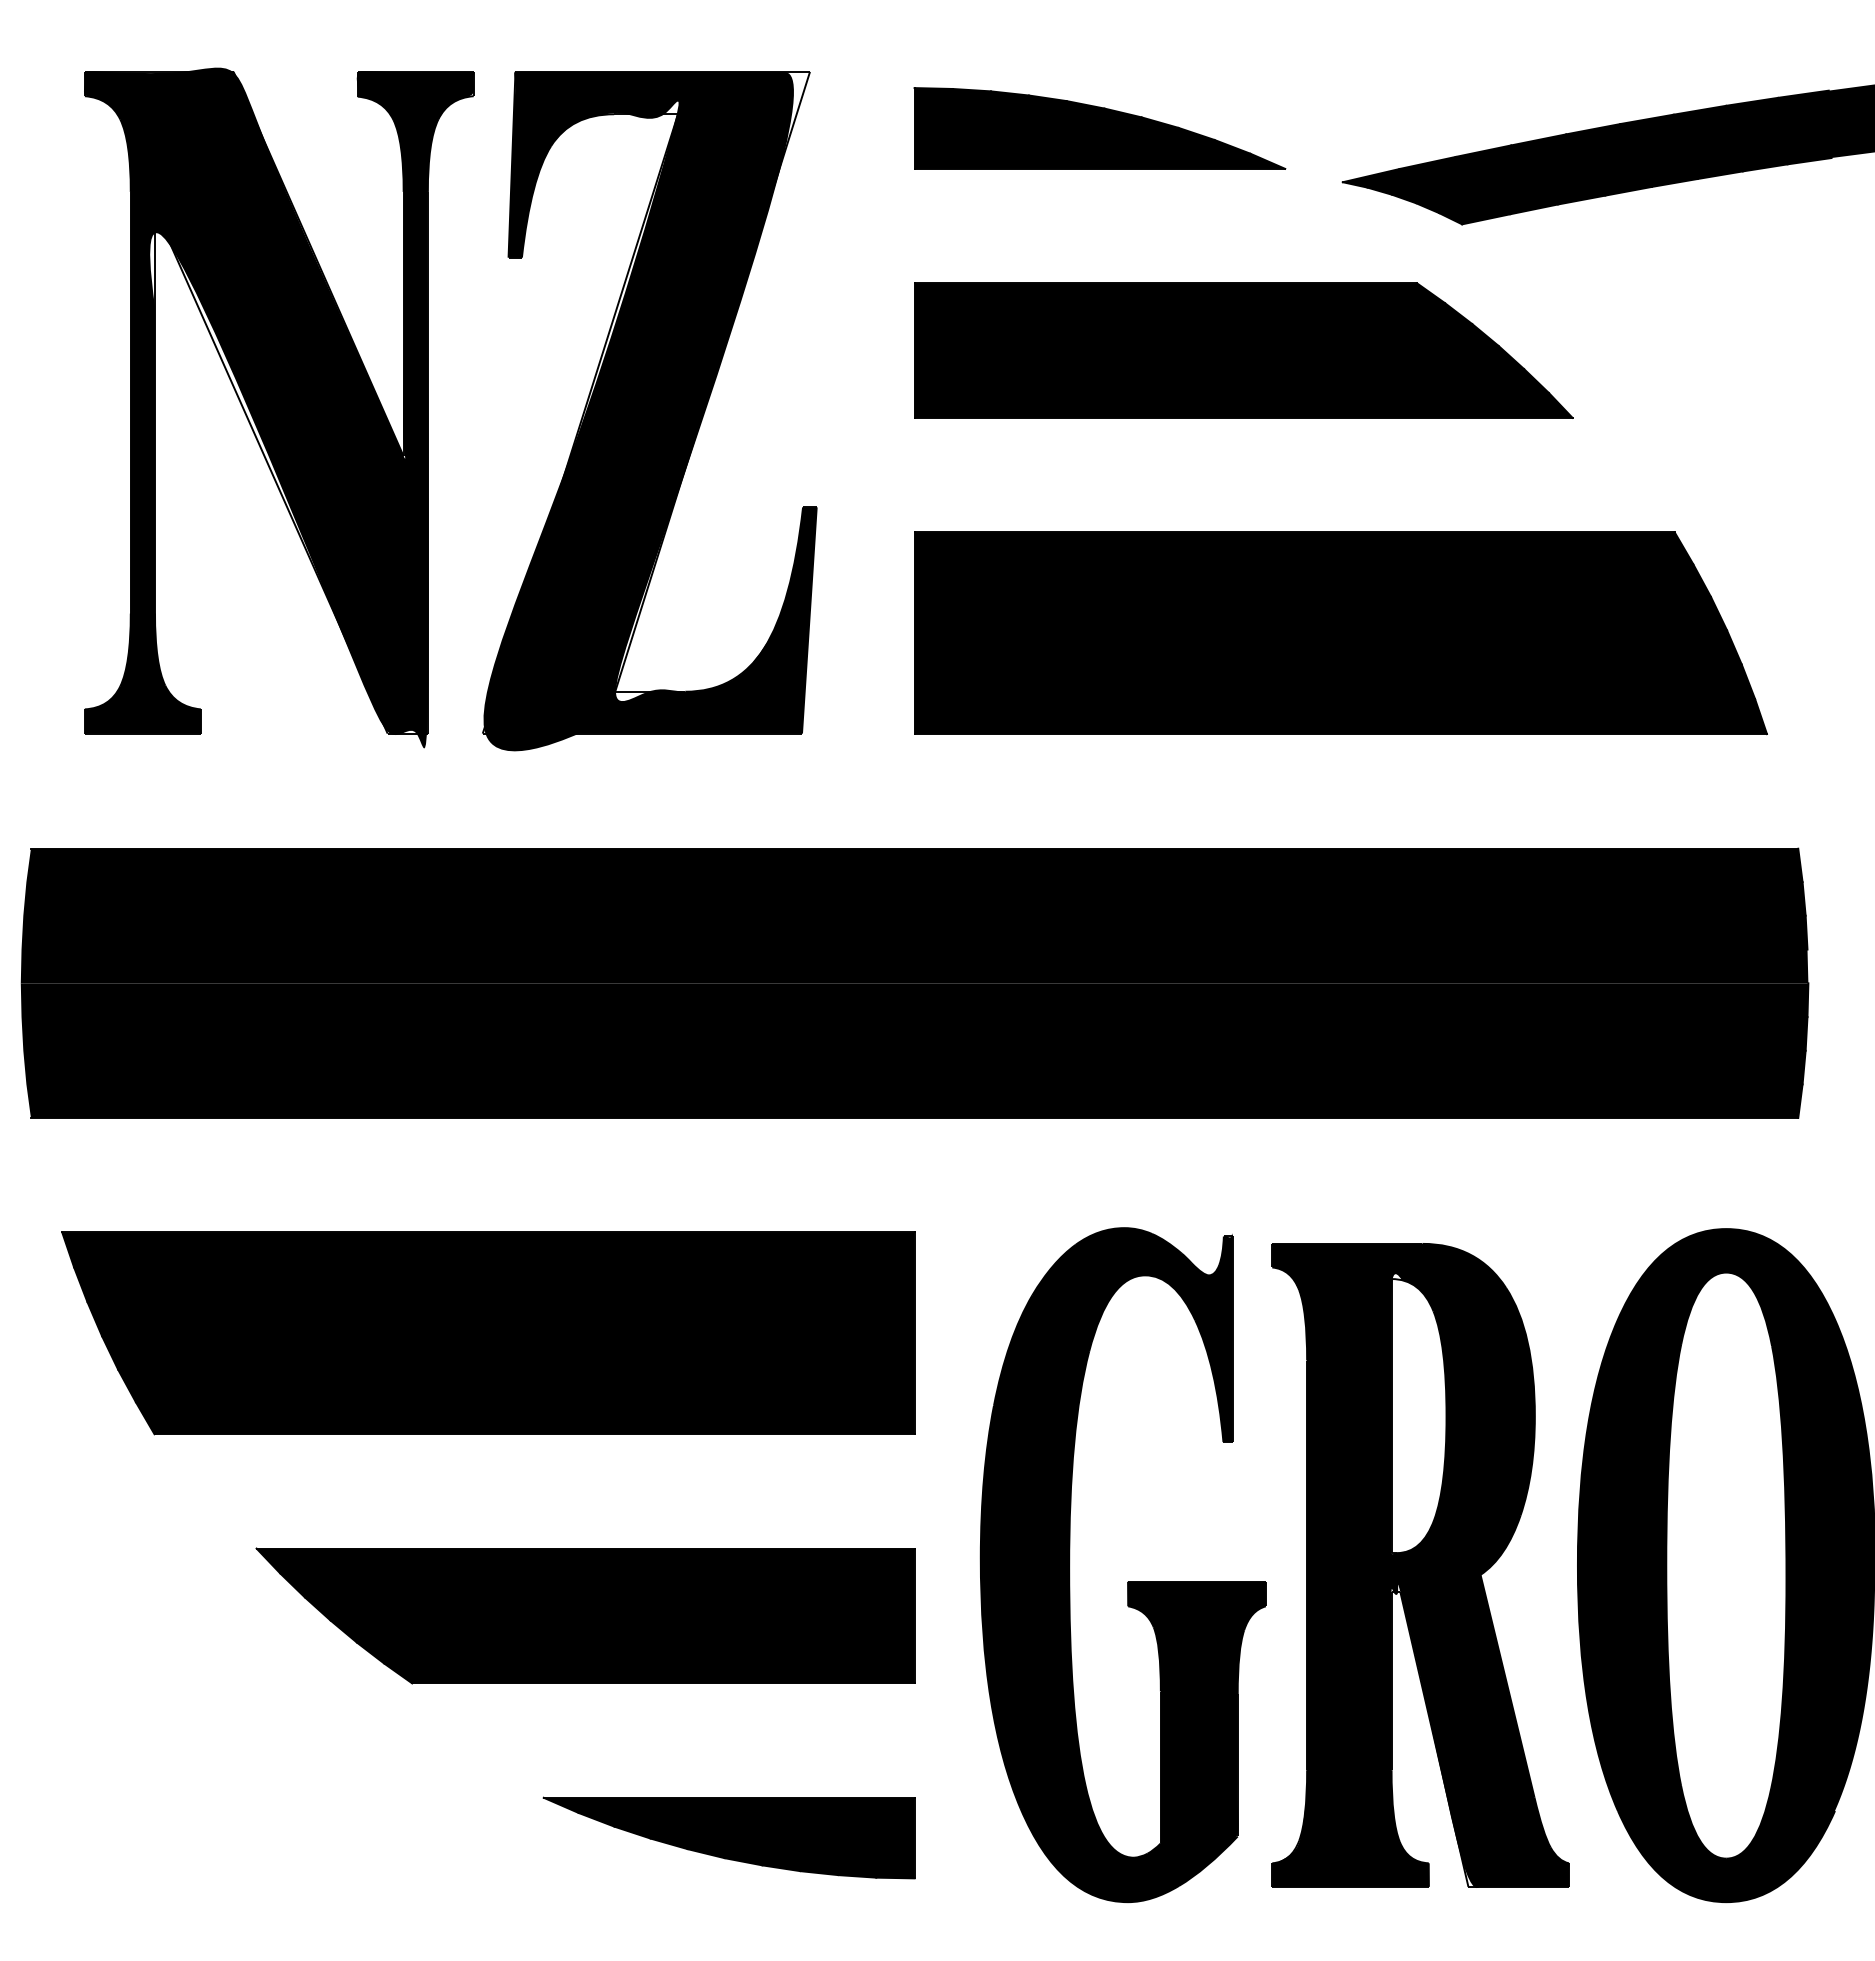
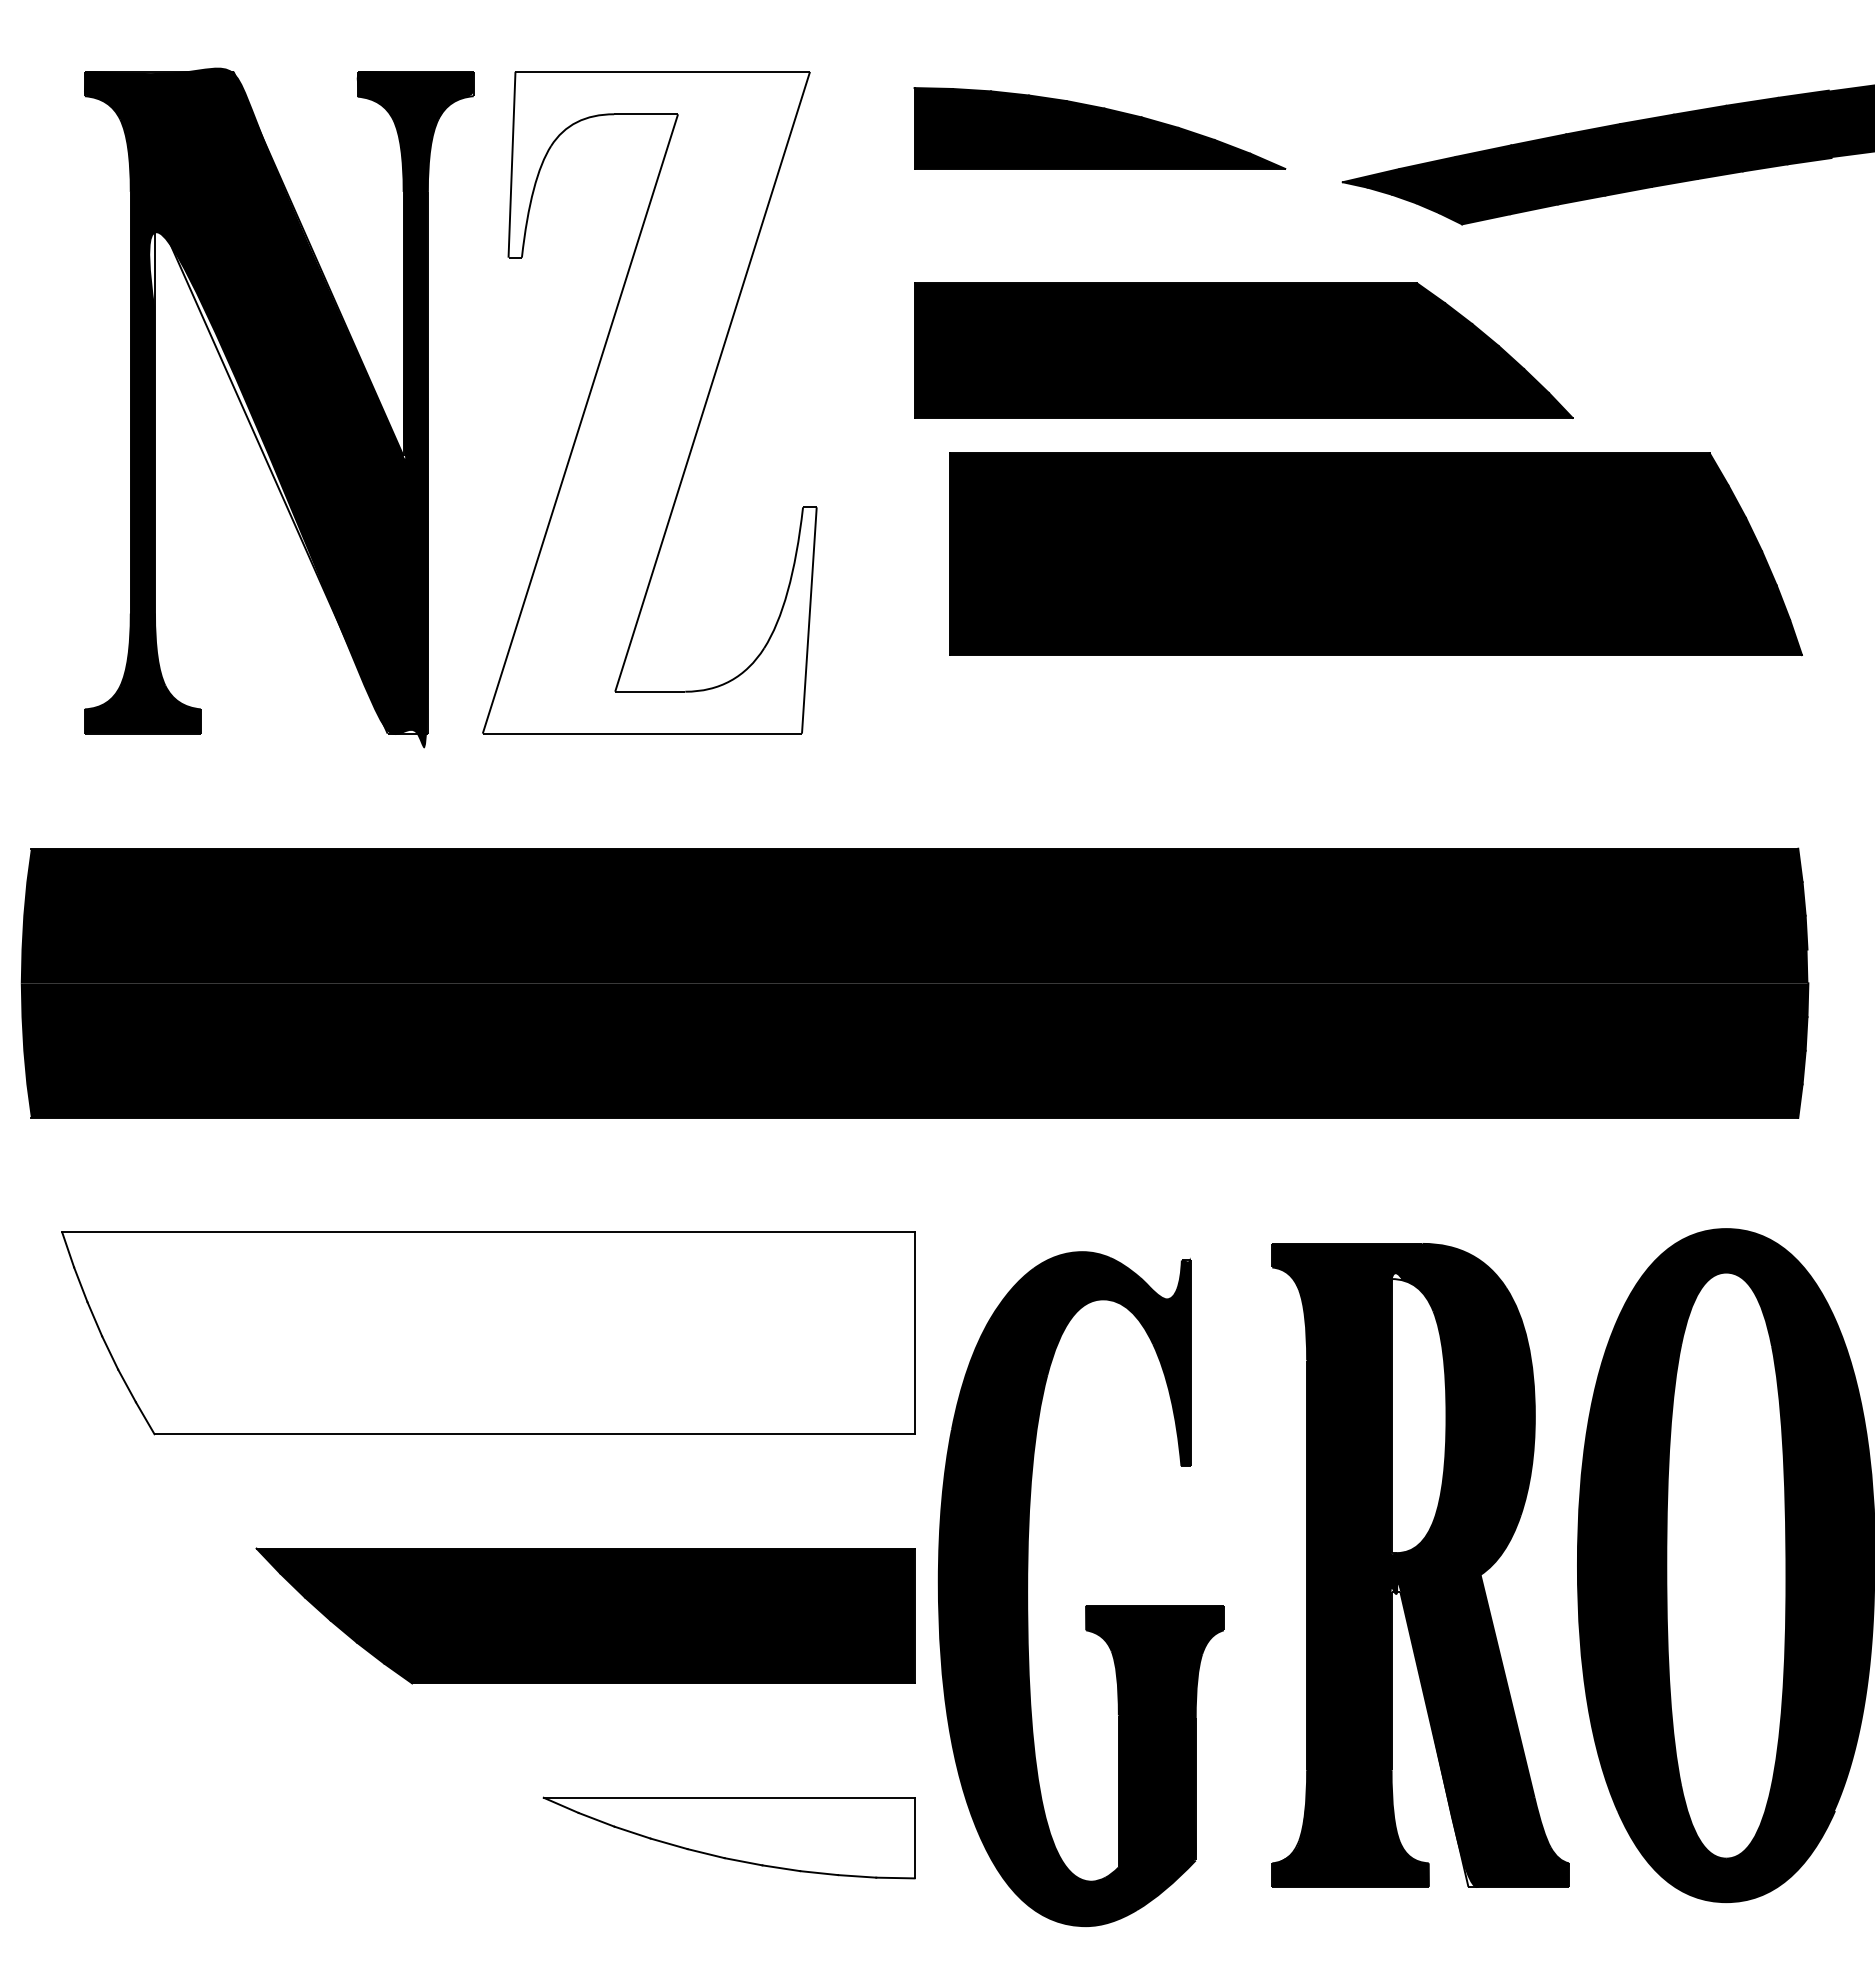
fill: present -> none (649, 411)
part position: (1340, 633) -> (1375, 554) (1375, 554)
fill: present -> none (488, 1333)
part position: (1127, 1581) -> (1085, 1605) (1085, 1605)
fill: present -> none (728, 1837)
